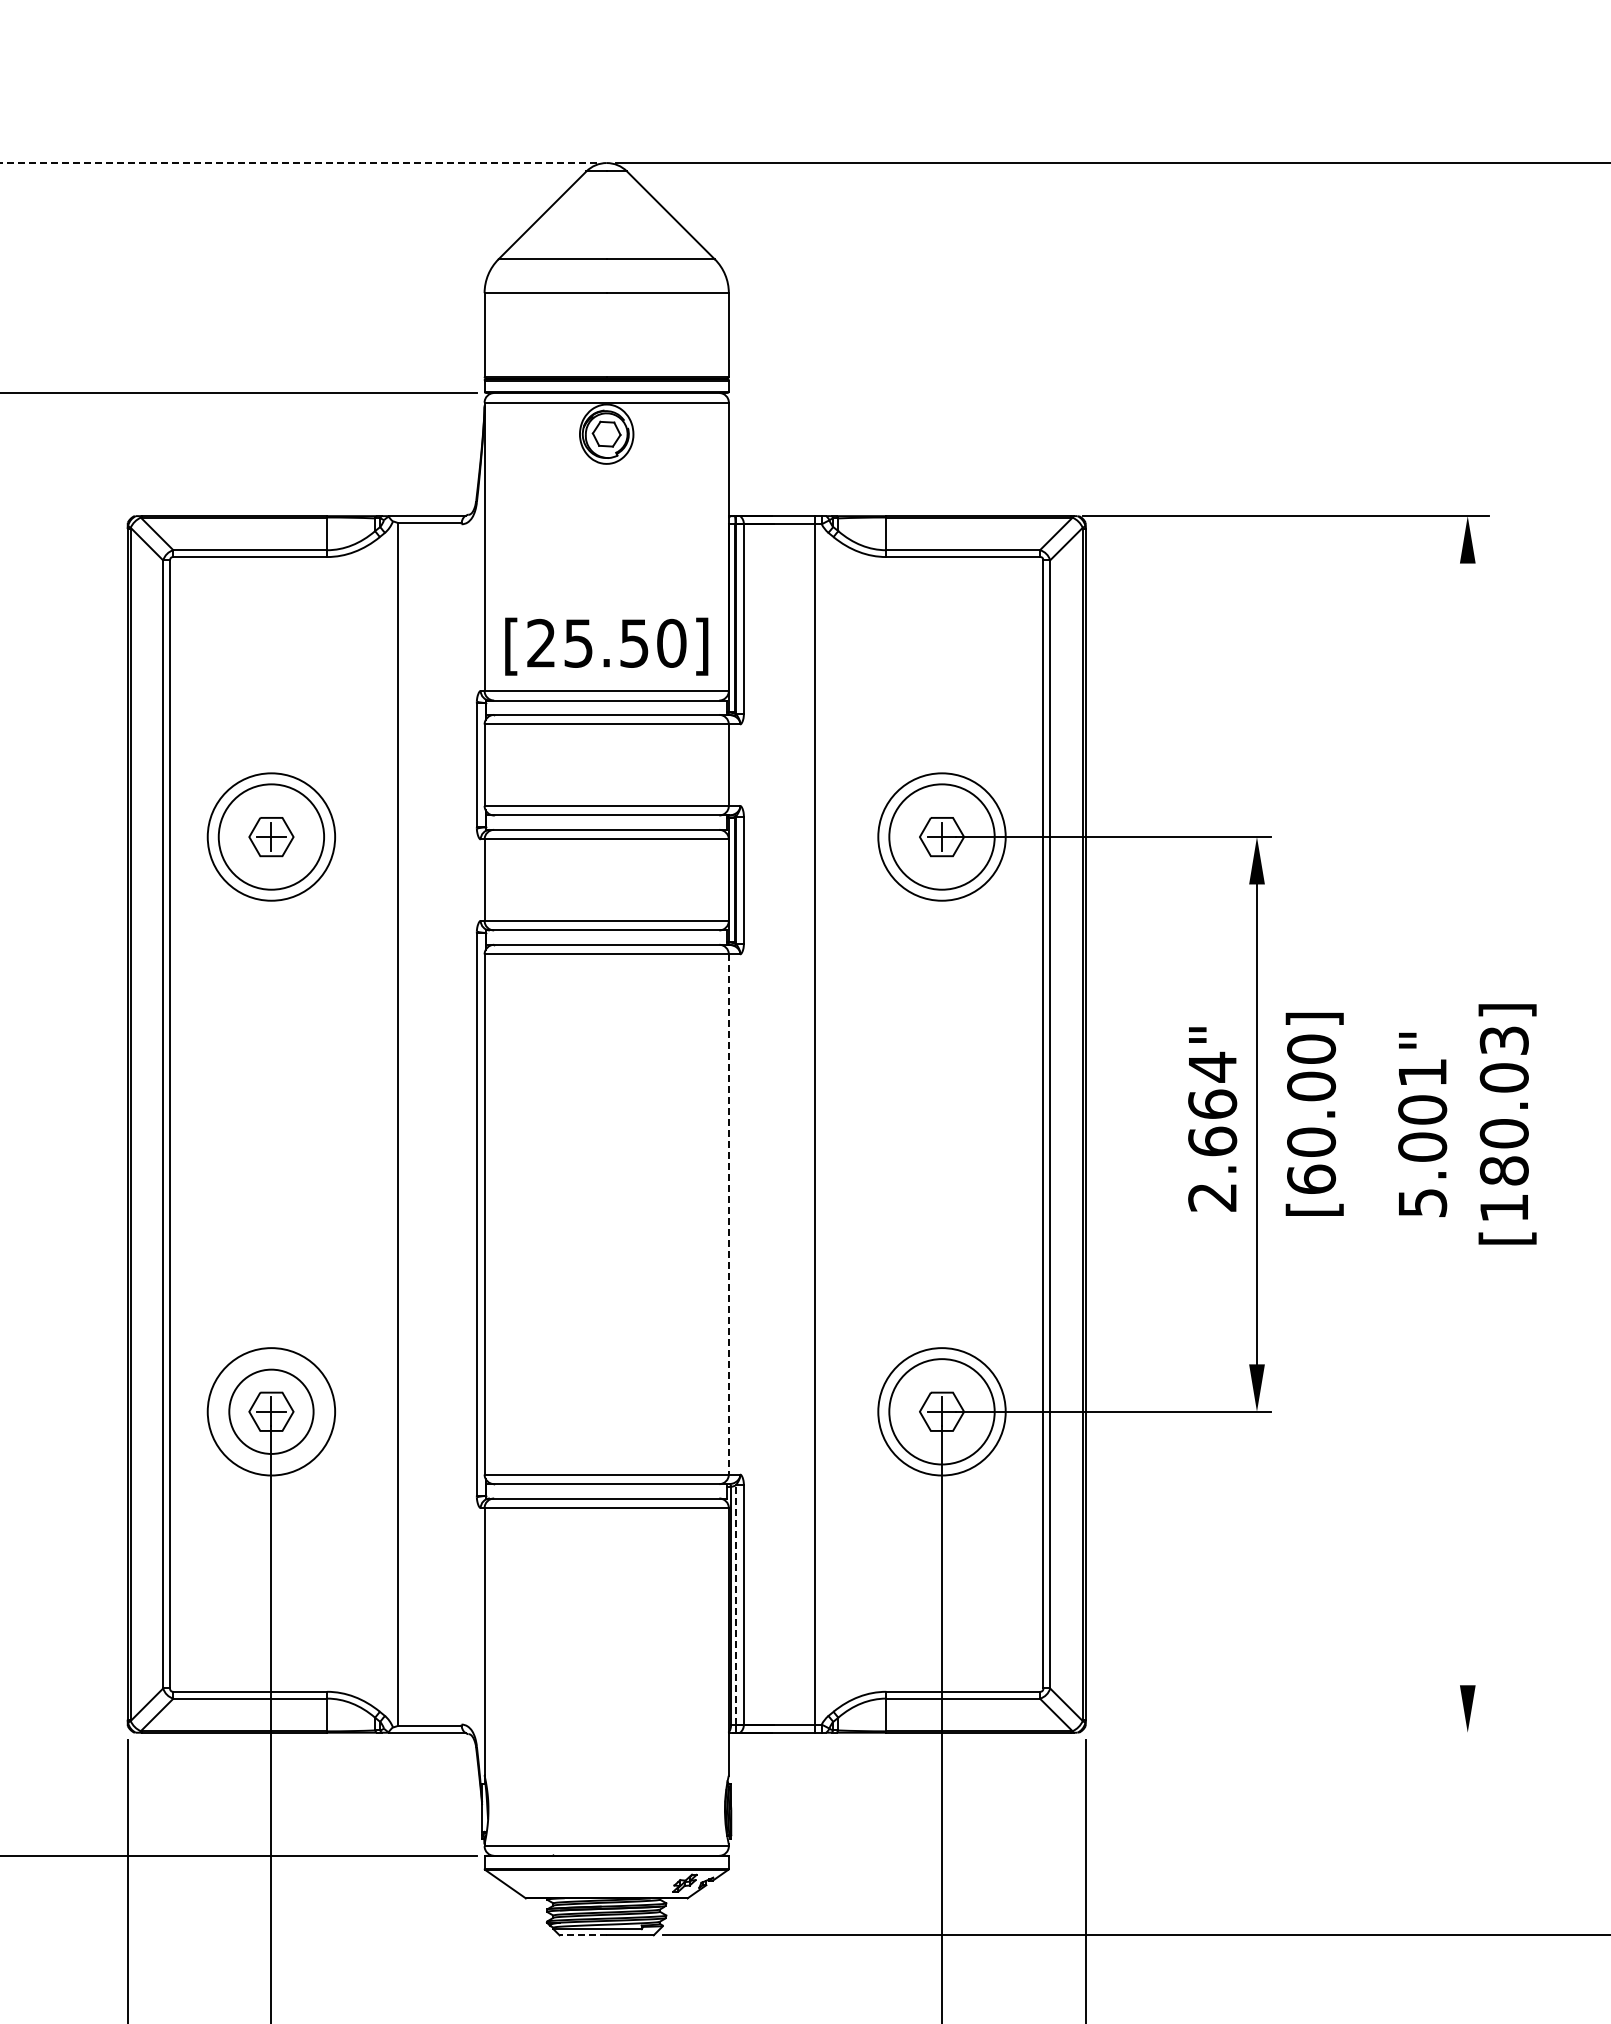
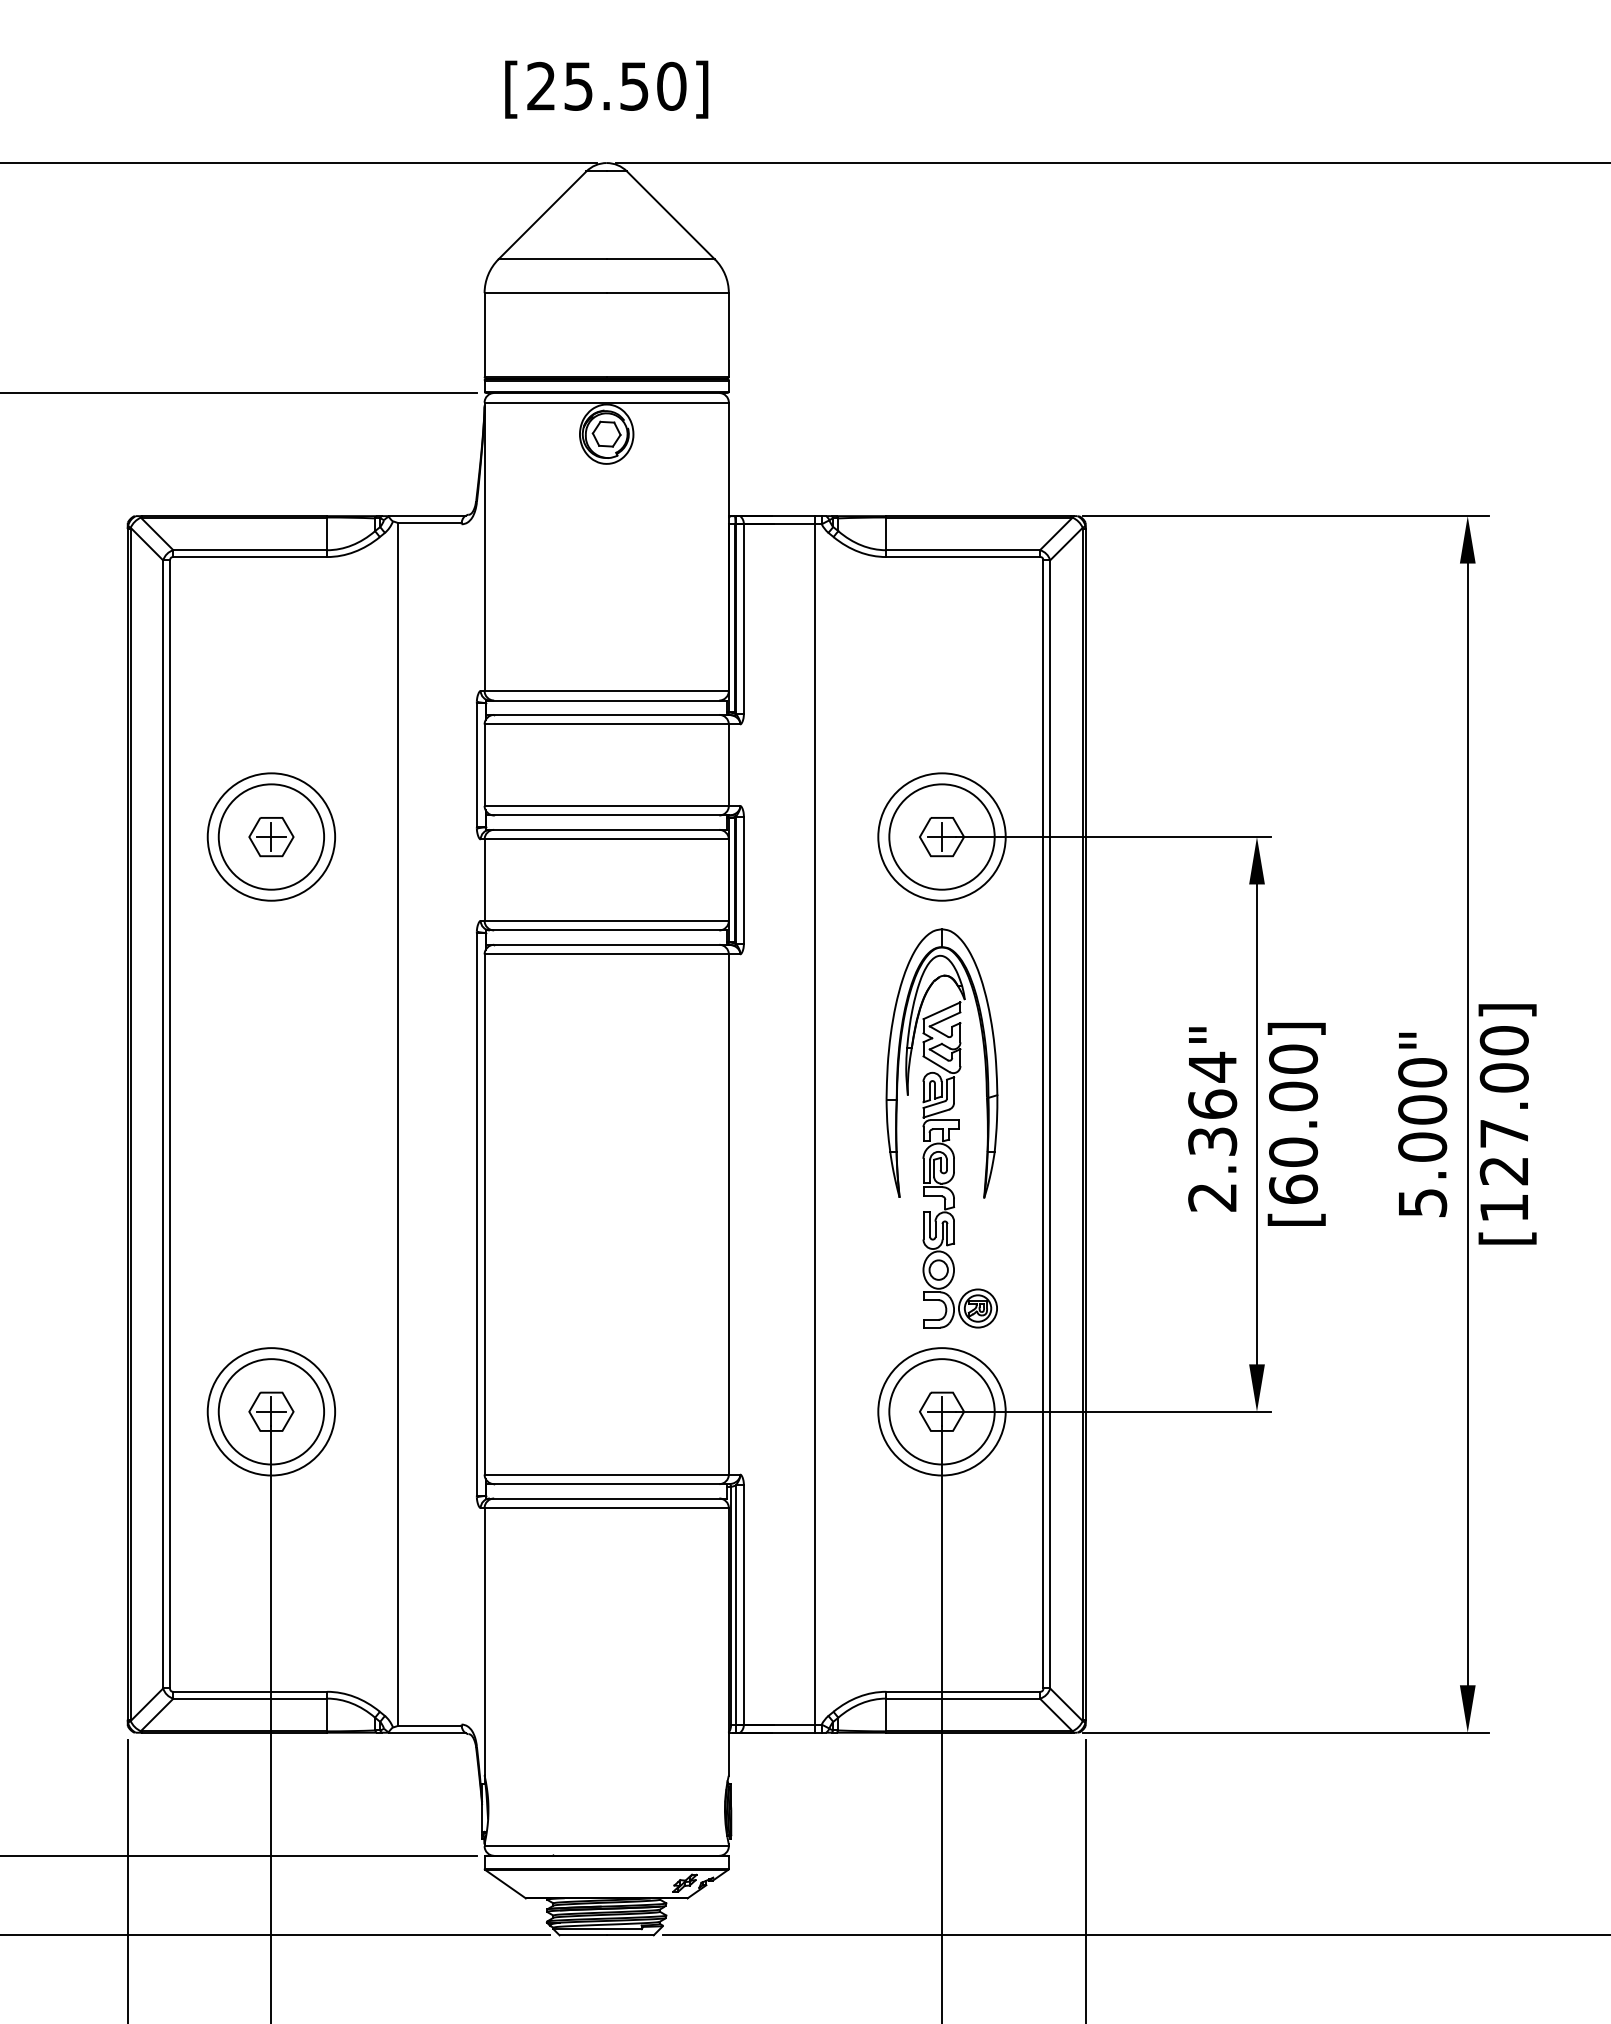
line: dashed -> solid (298, 163)
text position: (606, 646) -> (606, 89) (606, 89)
text: 5.001" -> 5.000" (1422, 1072)
text: [180.03] -> [127.00] (1503, 1105)
text position: (1314, 1113) -> (1296, 1123) (1296, 1123)
line: none -> present (1467, 1123)
part: none -> present (941, 1128)
text: 2.664" -> 2.364" (1212, 1141)
line: dashed -> solid (728, 1214)
circle diameter: 84 px -> 105 px (271, 1411)
line: dashed -> solid (736, 1604)
line: none -> present (1286, 1732)
line: none -> present (276, 1935)
line: dashed -> solid (583, 1935)
